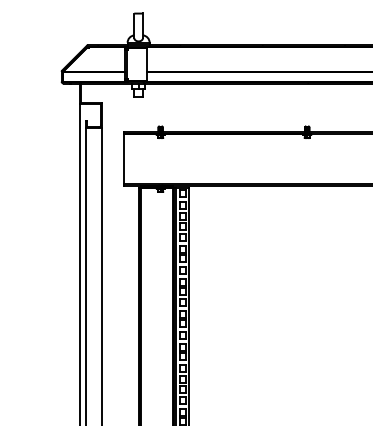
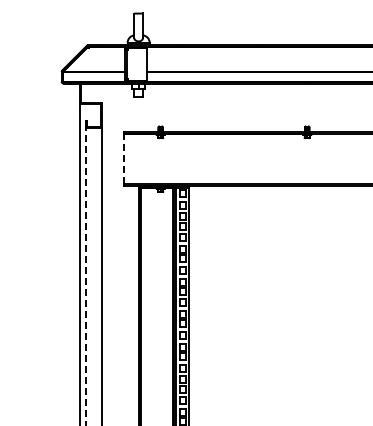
line: solid -> dashed (123, 158)
line: solid -> dashed (85, 276)
